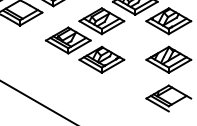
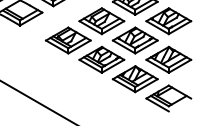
part: none -> present (134, 40)
part: none -> present (134, 79)
